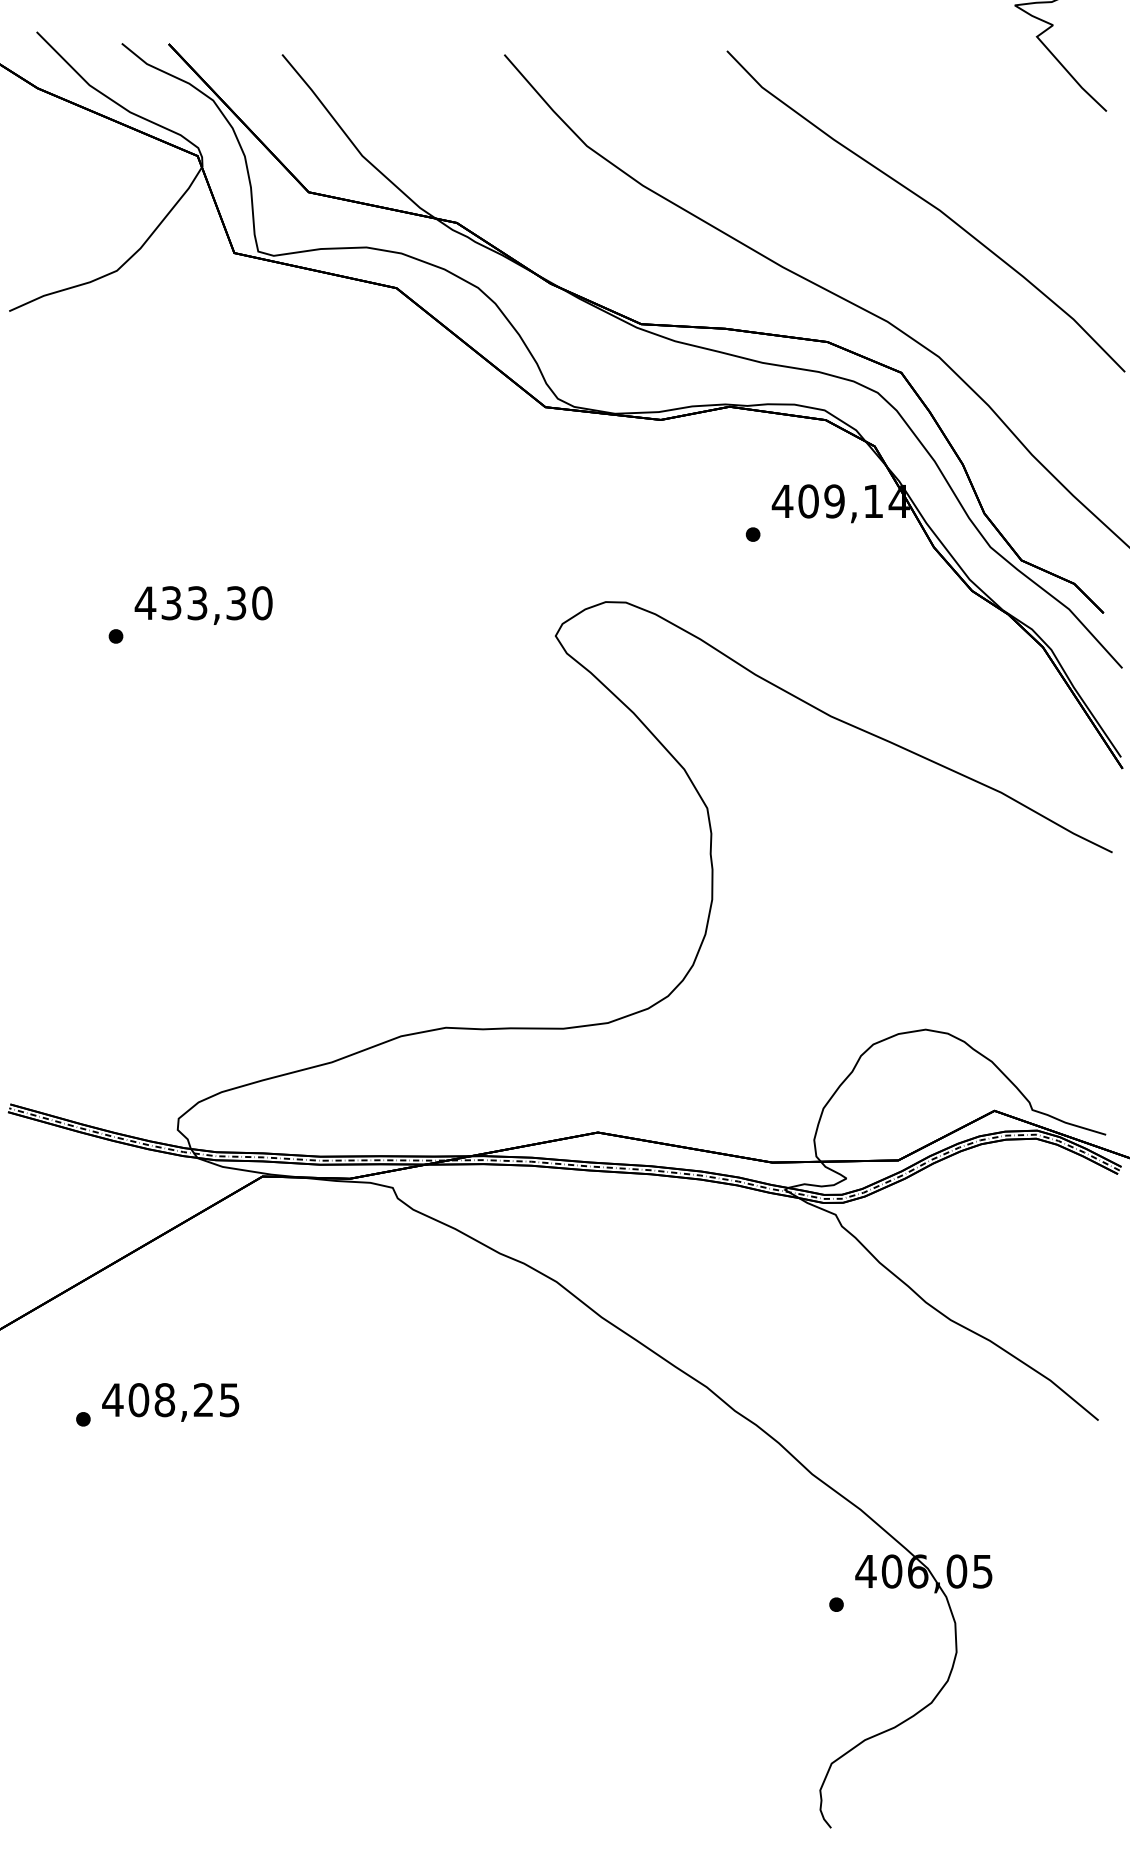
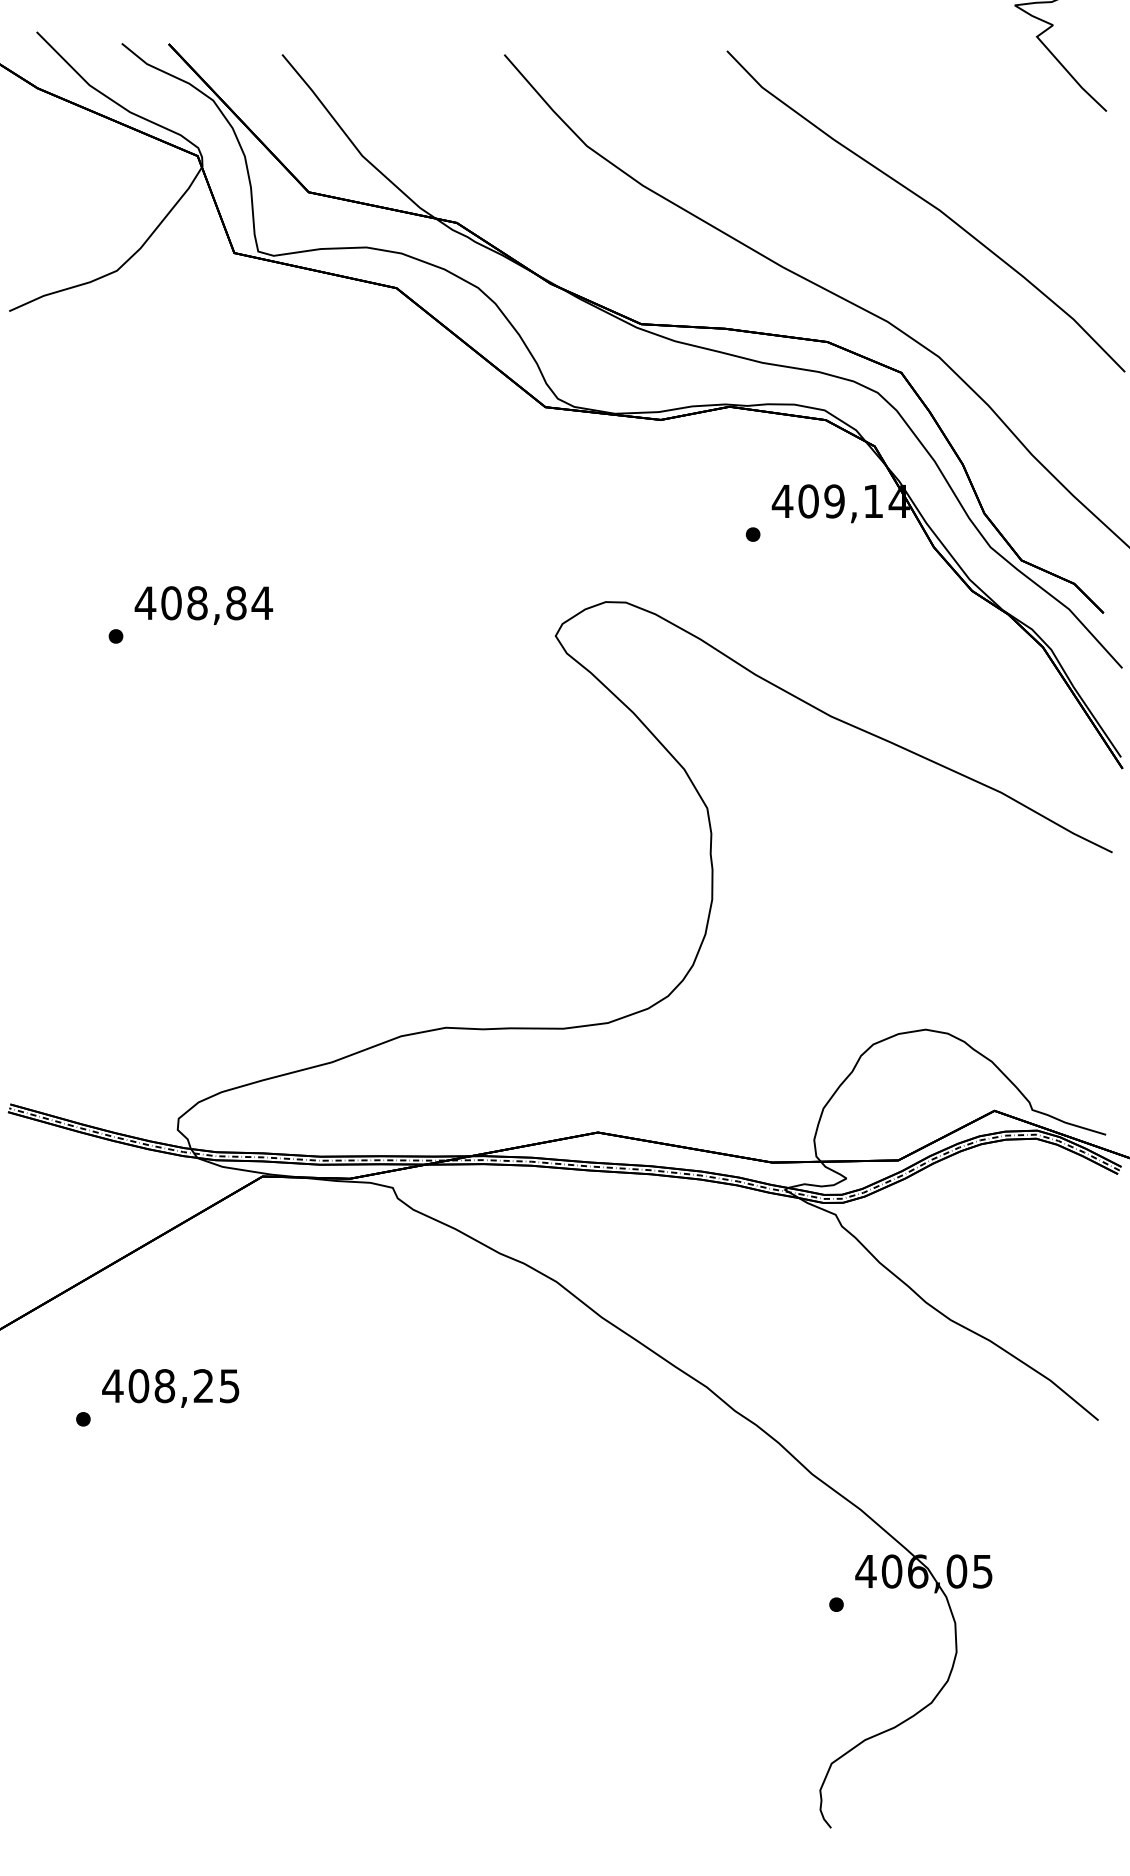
text: 433,30 -> 408,84 (217, 603)
text position: (170, 1402) -> (170, 1388) (170, 1388)
